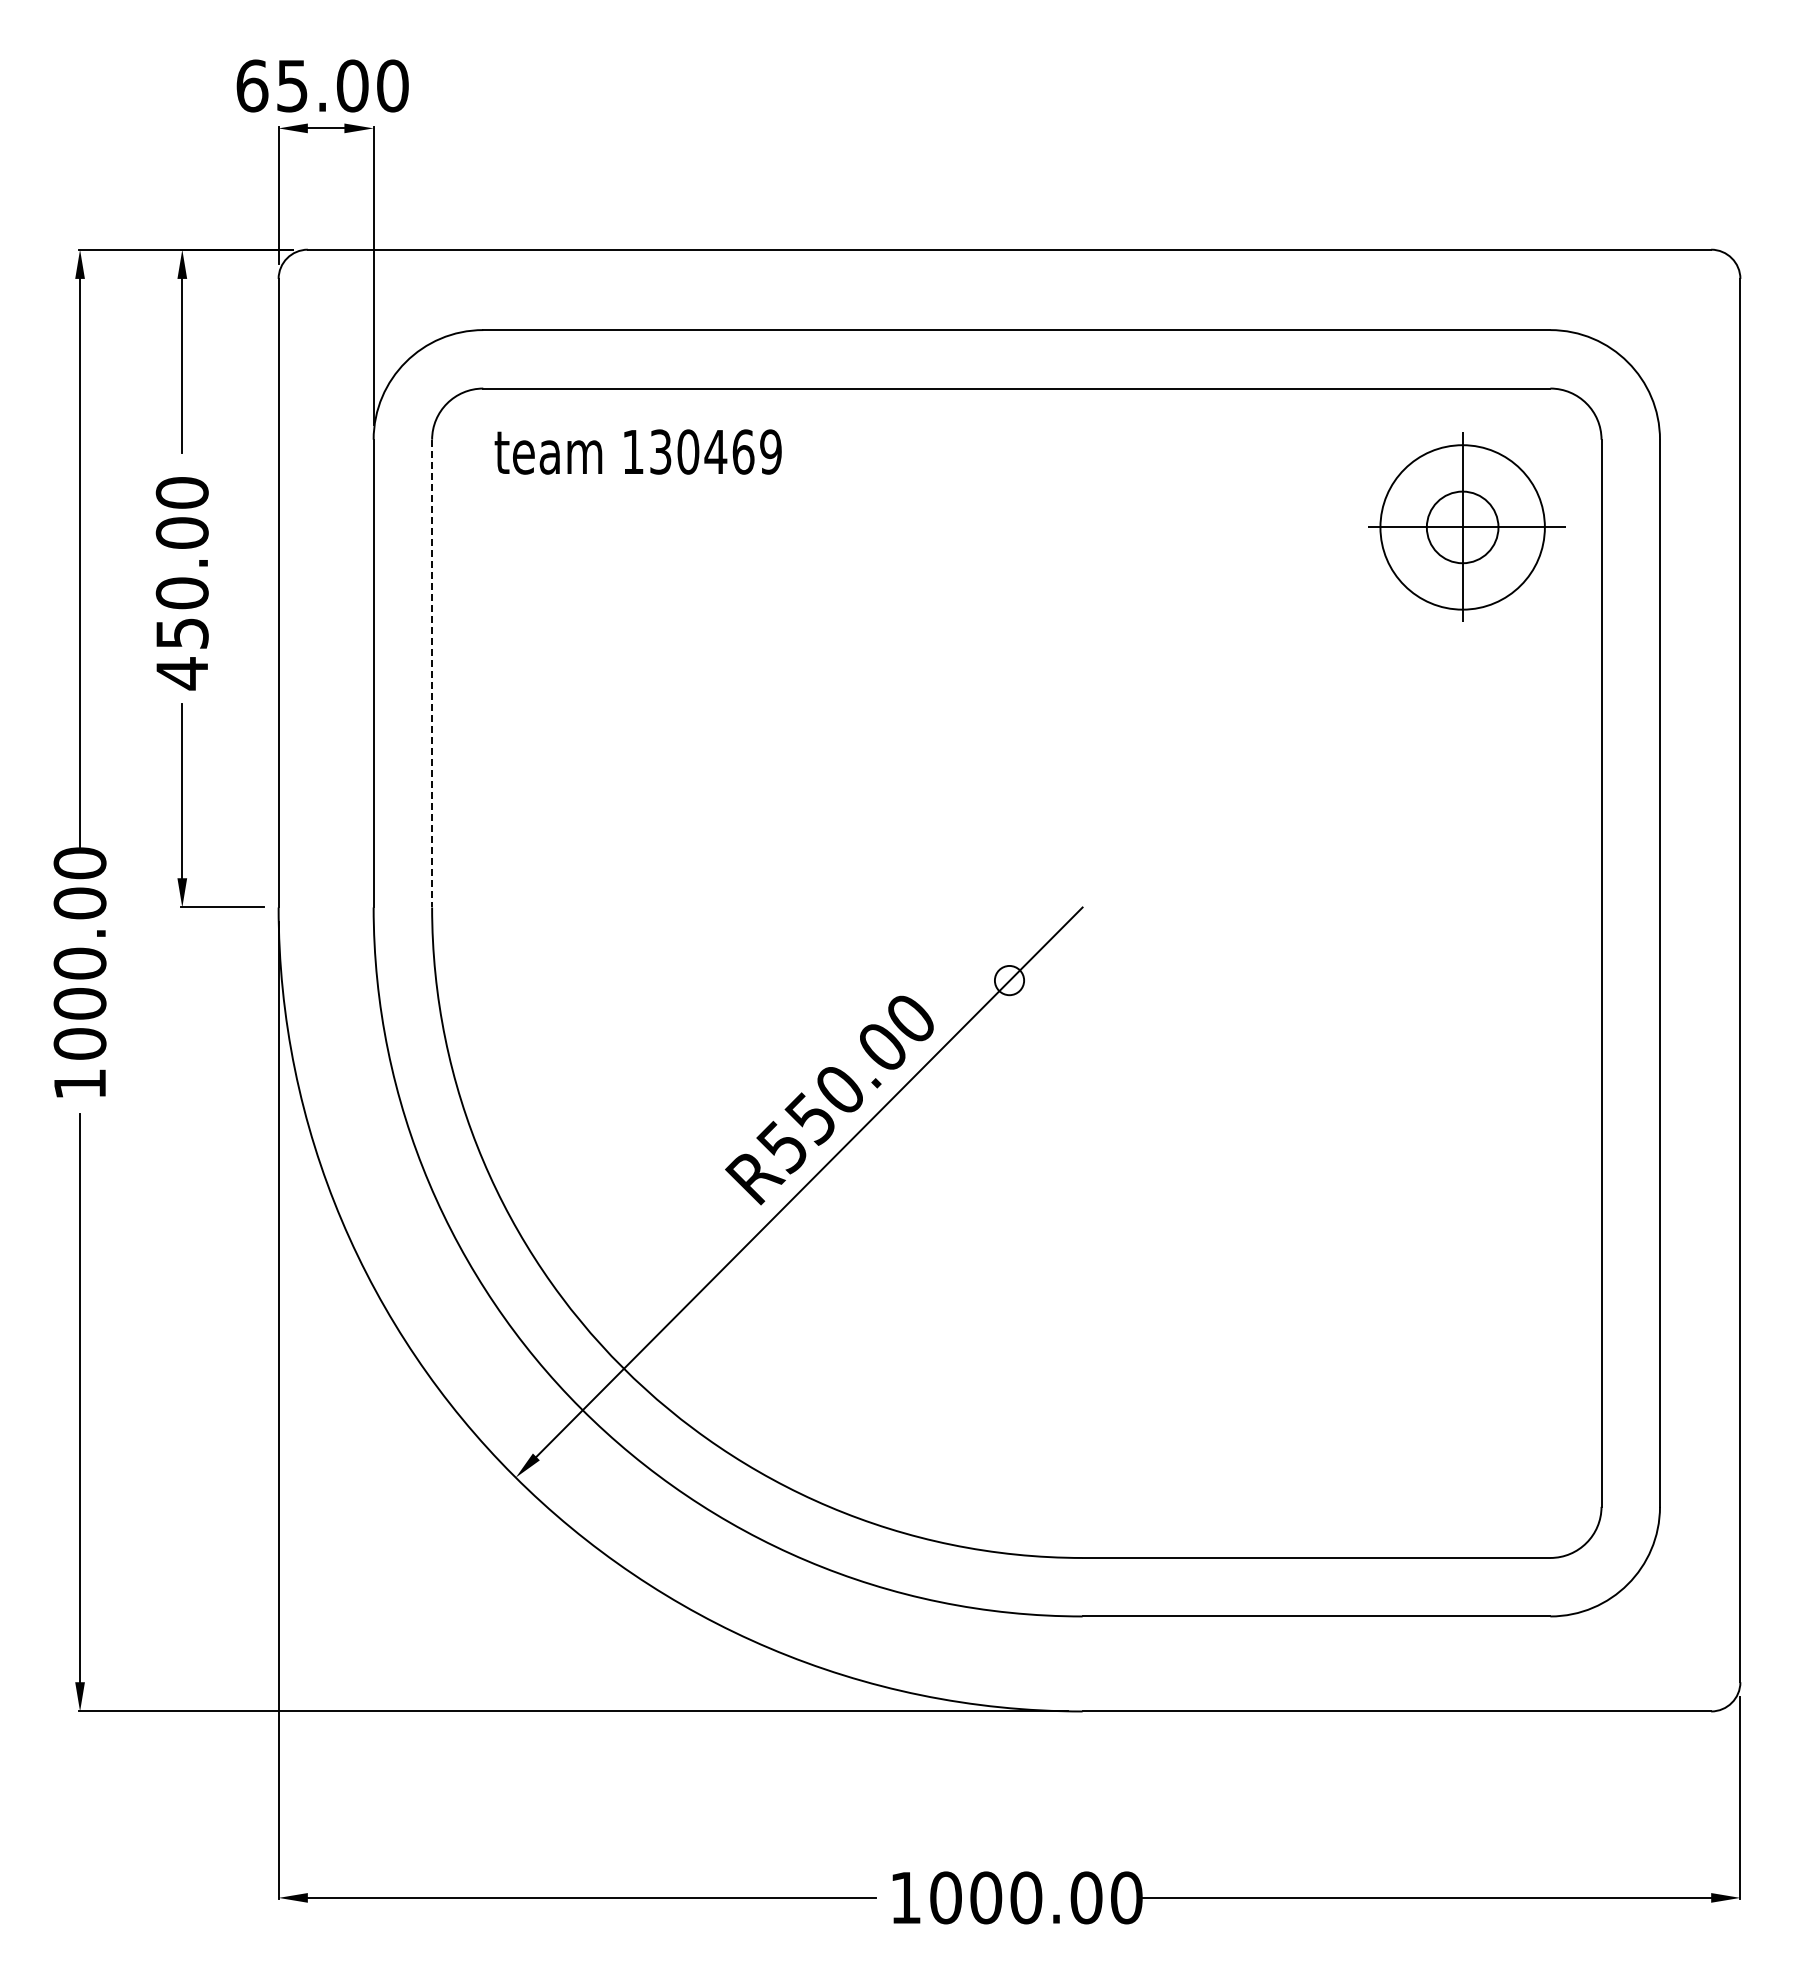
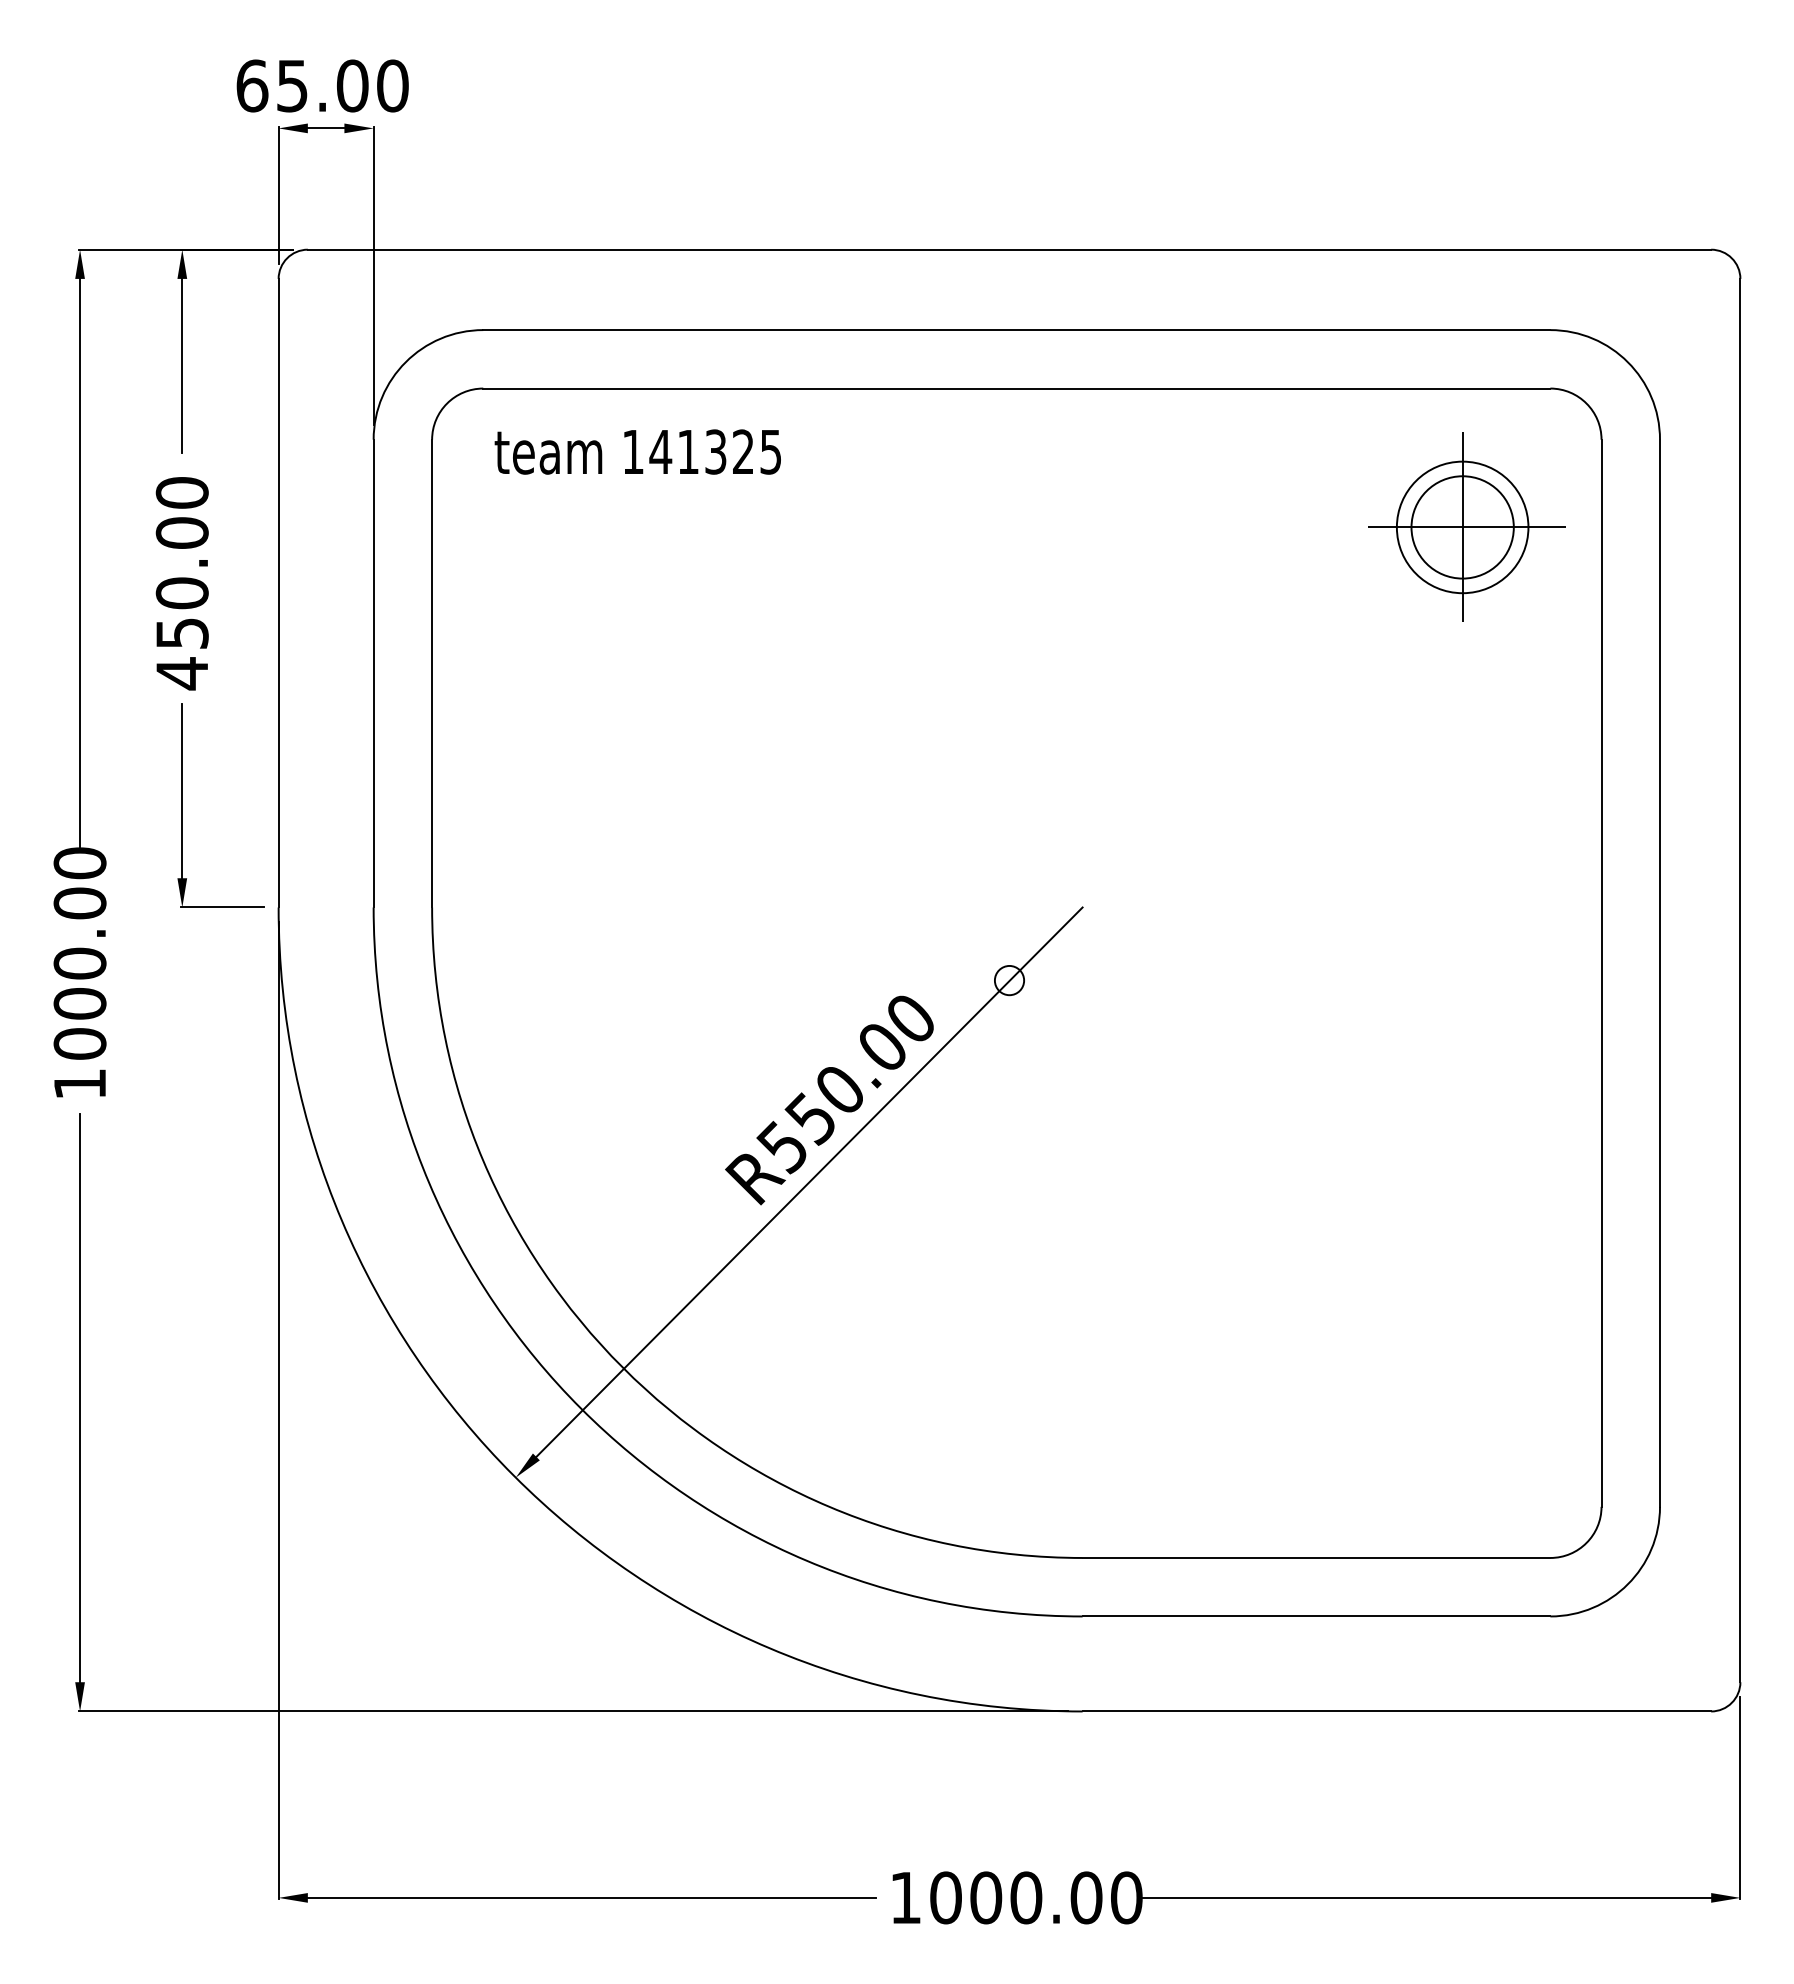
text: 130469 -> 141325 (715, 451)
circle diameter: 164 px -> 132 px (1462, 527)
circle diameter: 72 px -> 102 px (1462, 527)
line: dashed -> solid (432, 673)
